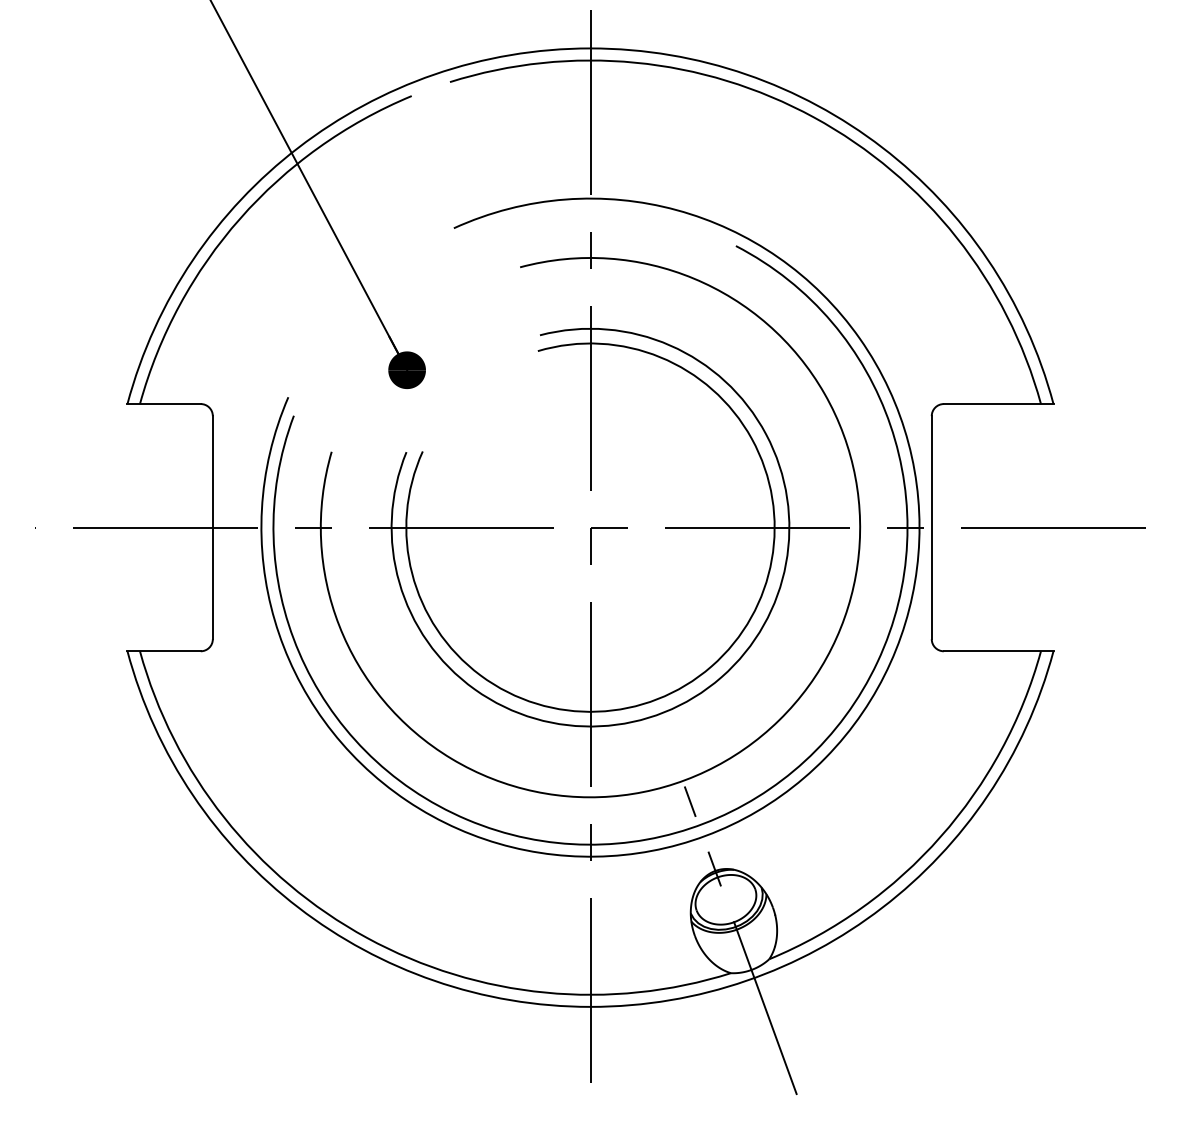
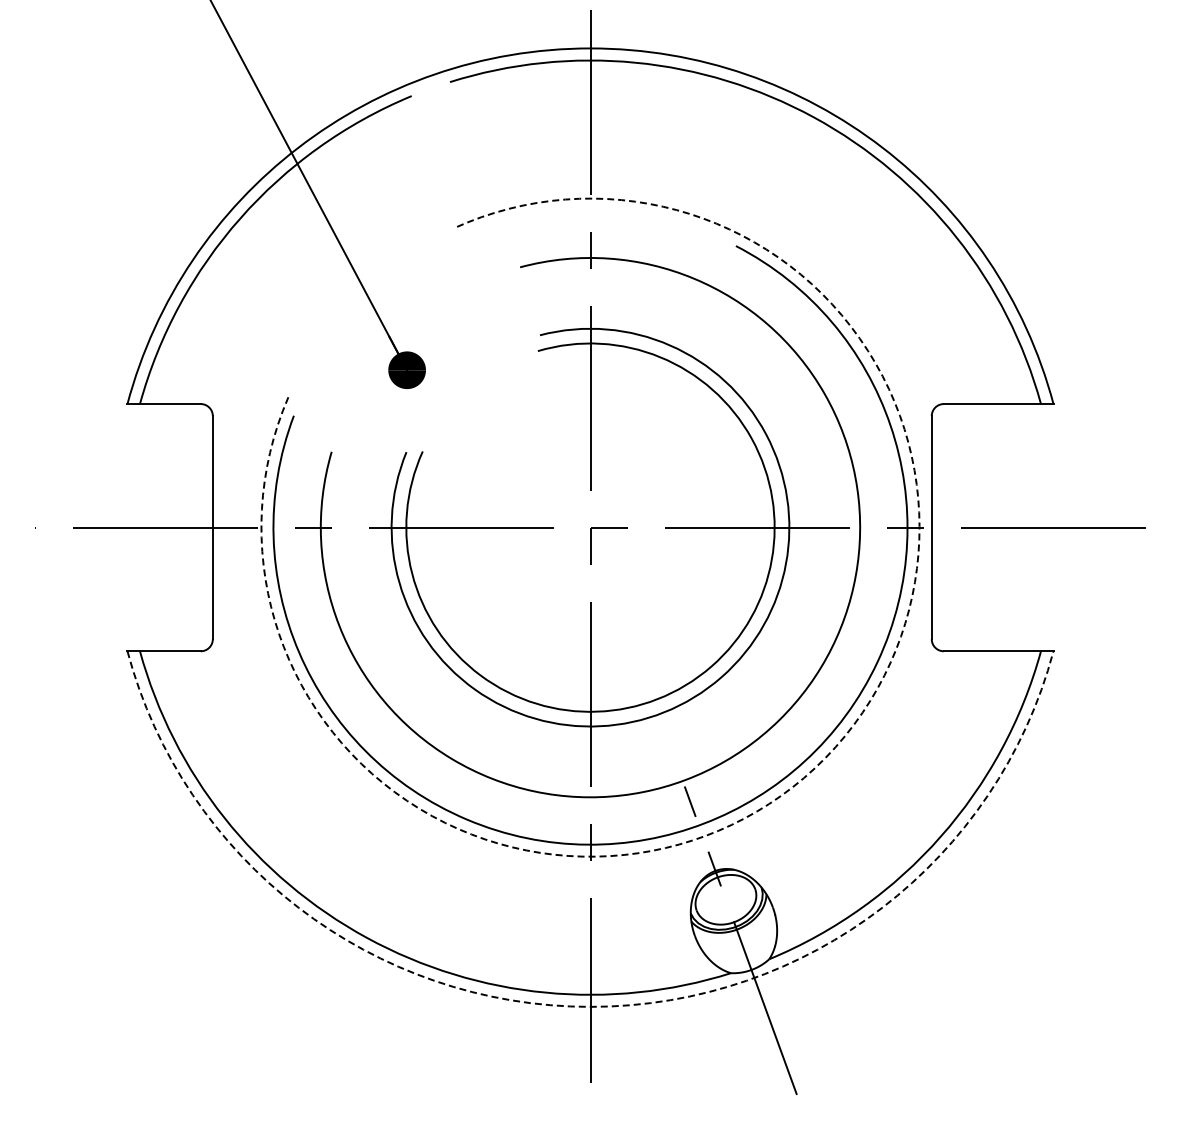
arc: solid -> dashed (825, 757)
arc: solid -> dashed (590, 1006)
